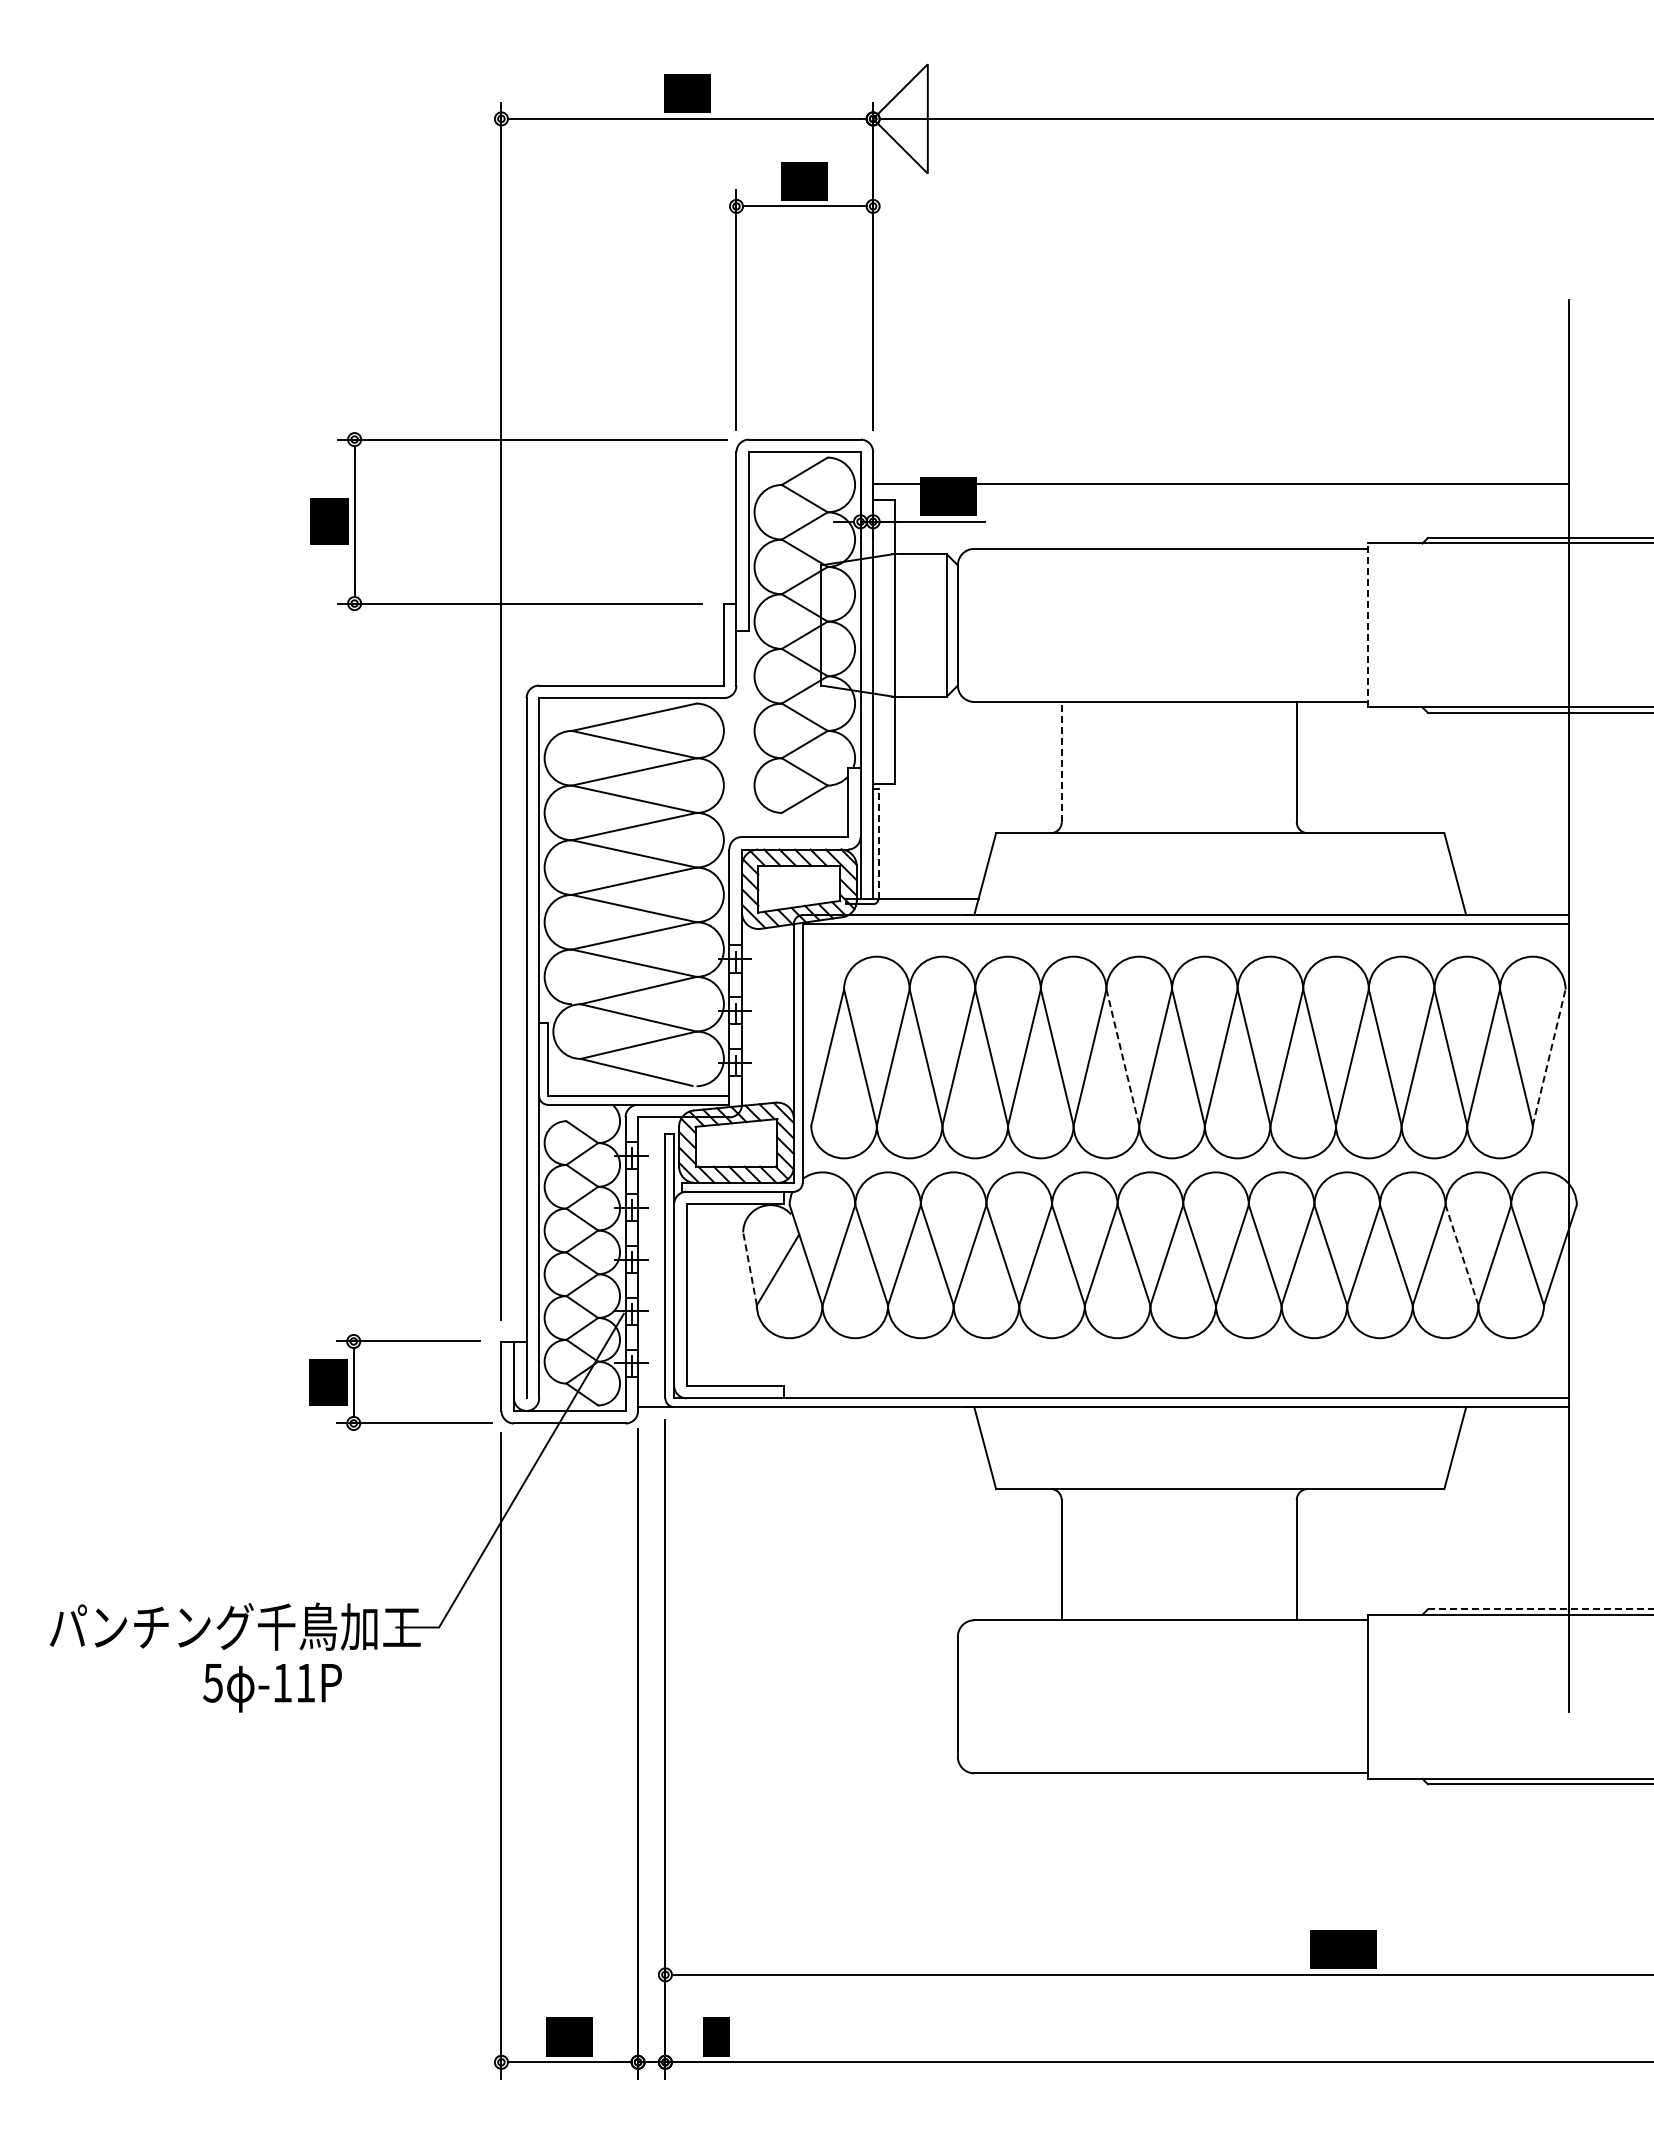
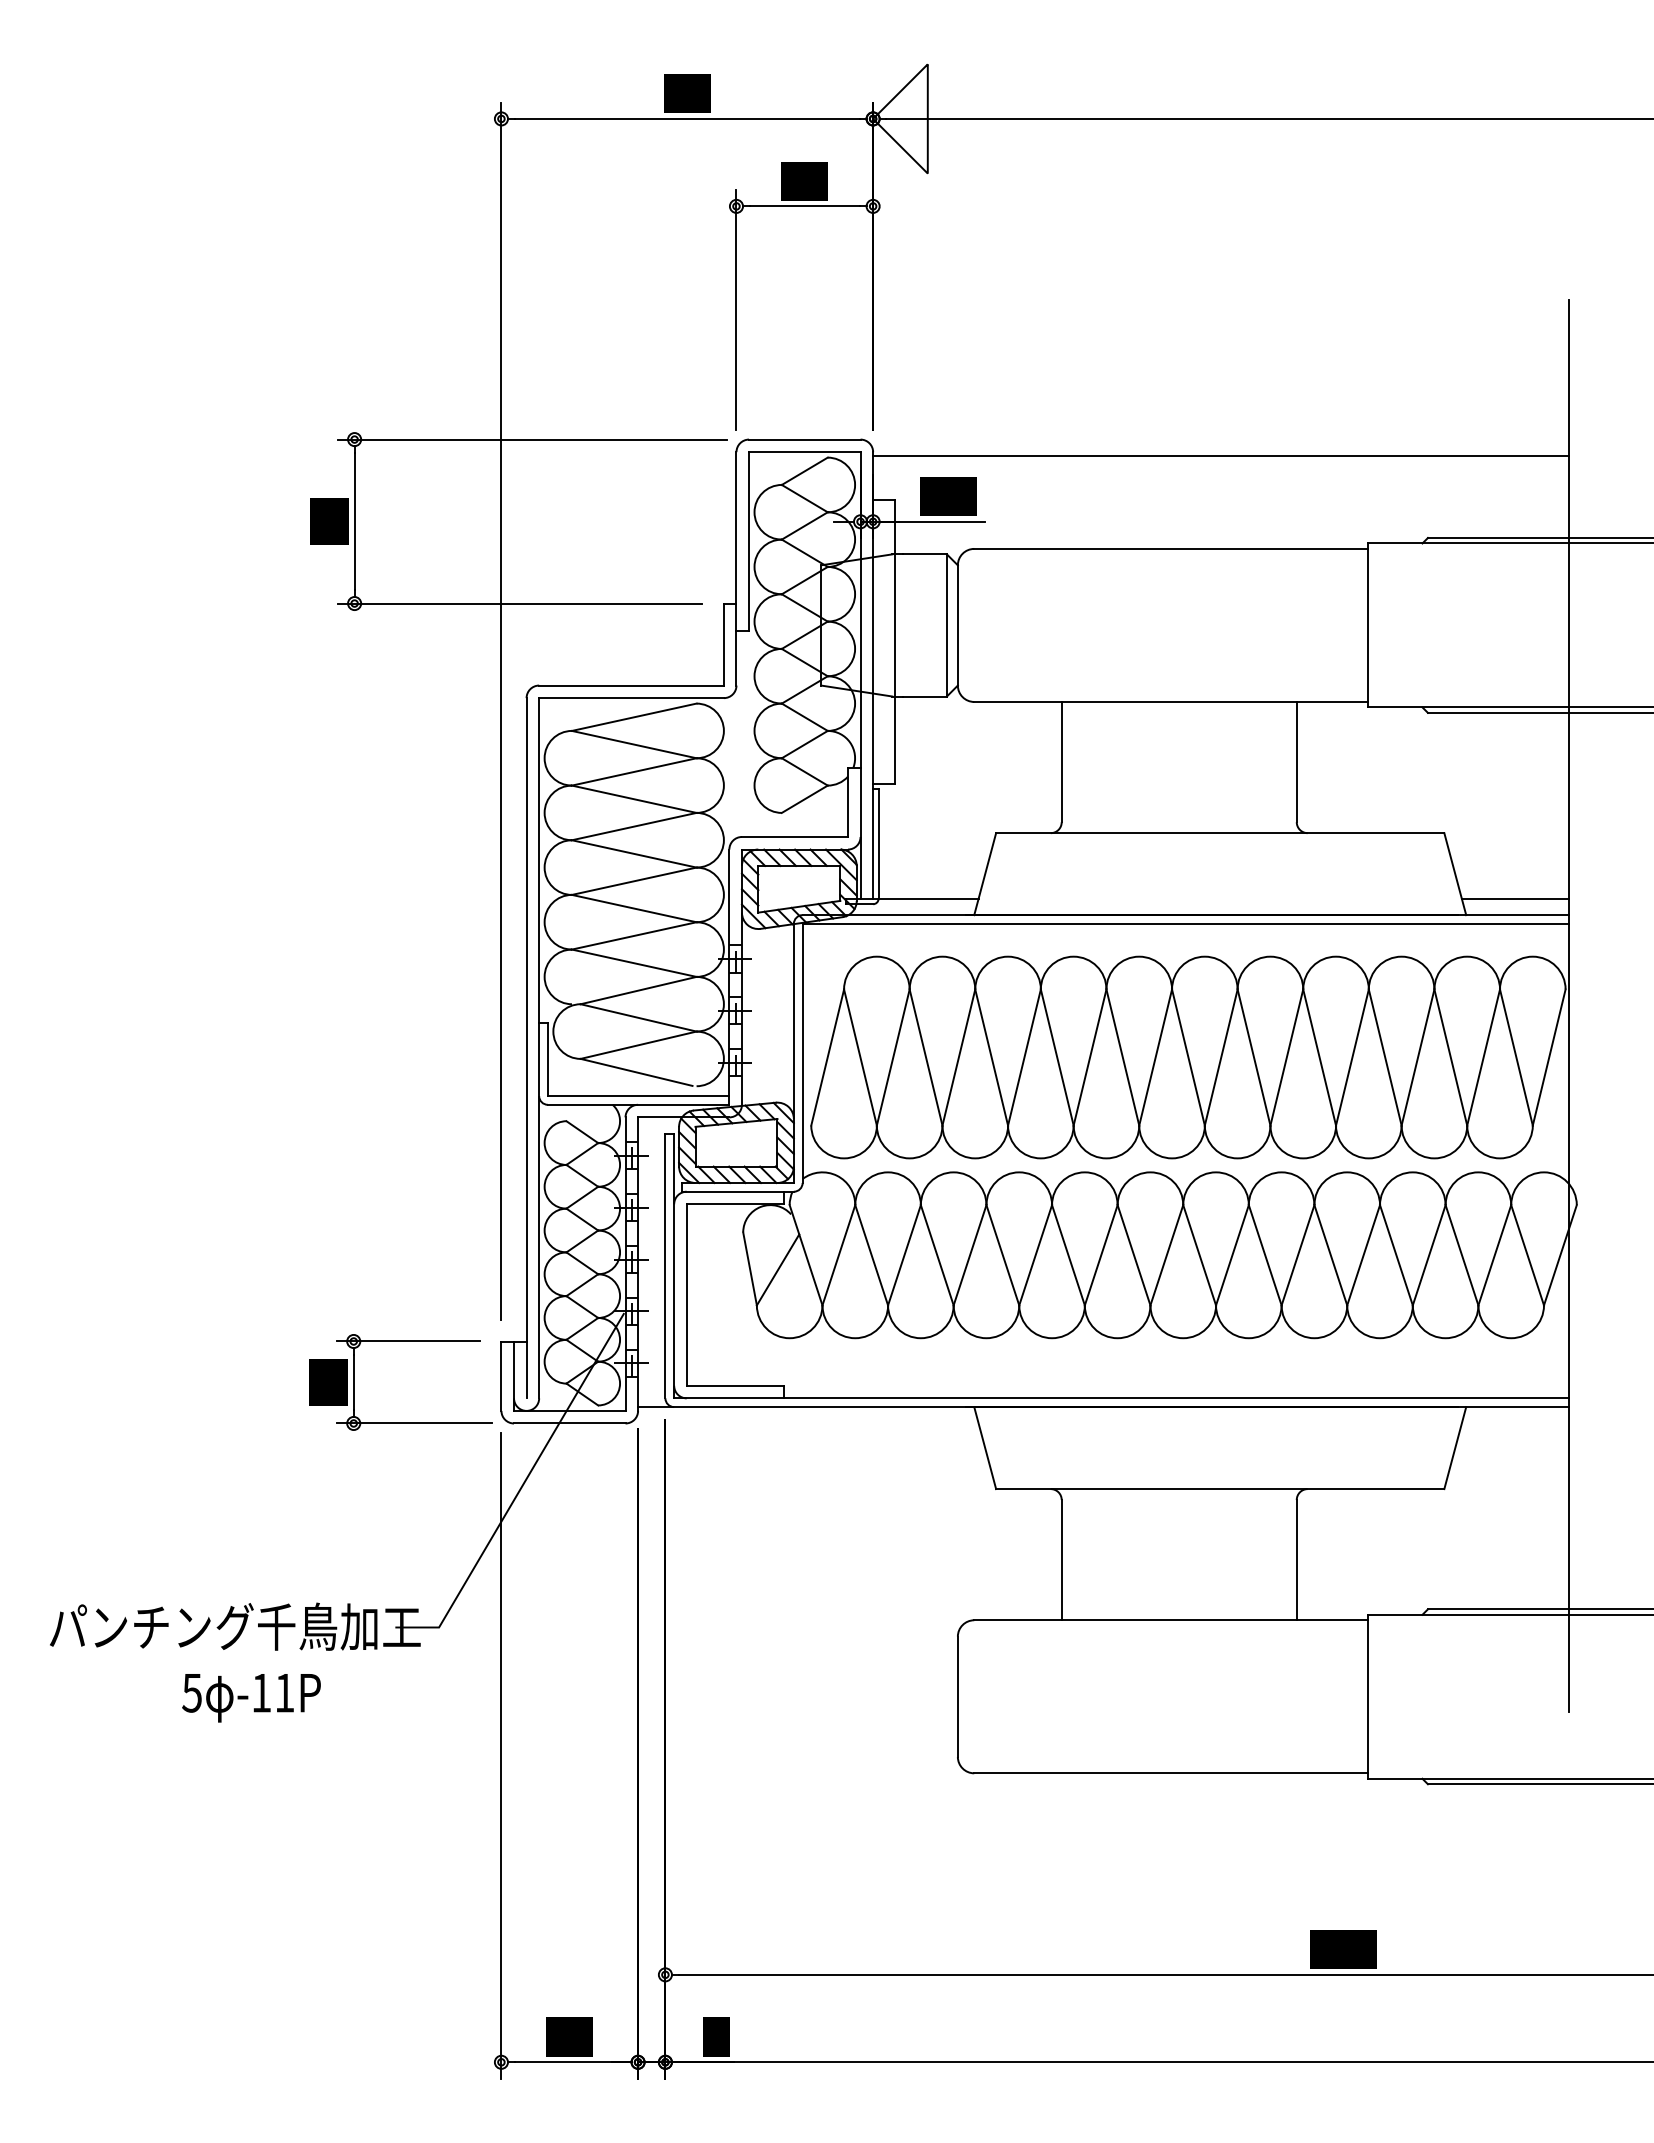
line position: (1221, 484) -> (1221, 456) (1221, 456)
line: dashed -> solid (1367, 625)
line: dashed -> solid (1061, 761)
line: dashed -> solid (878, 844)
line: none -> present (1515, 898)
line: dashed -> solid (1549, 1057)
line: dashed -> solid (1122, 1058)
line: dashed -> solid (1462, 1255)
line: dashed -> solid (749, 1268)
line: dashed -> solid (1540, 1609)
text position: (272, 1688) -> (251, 1698) (251, 1698)
